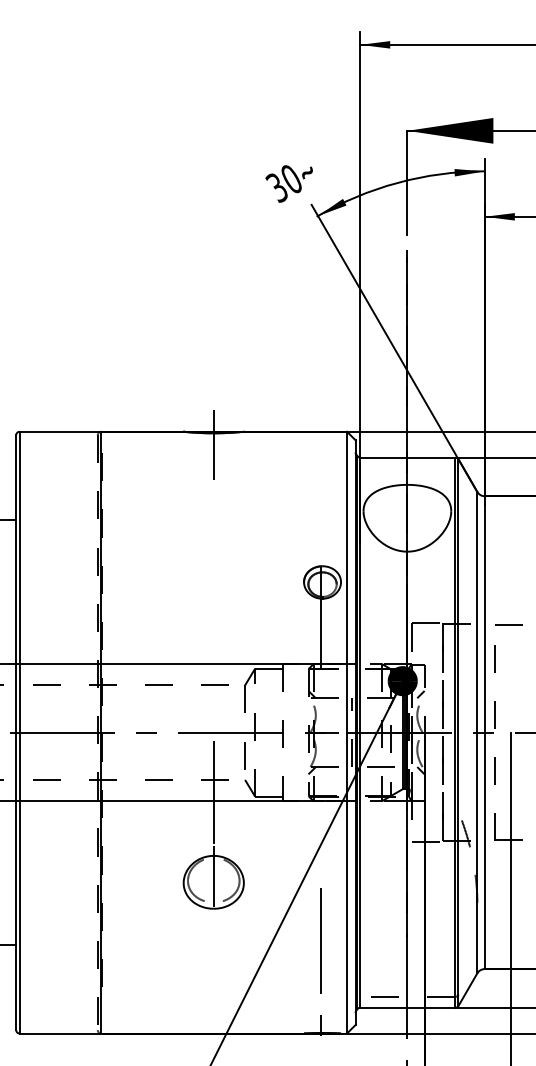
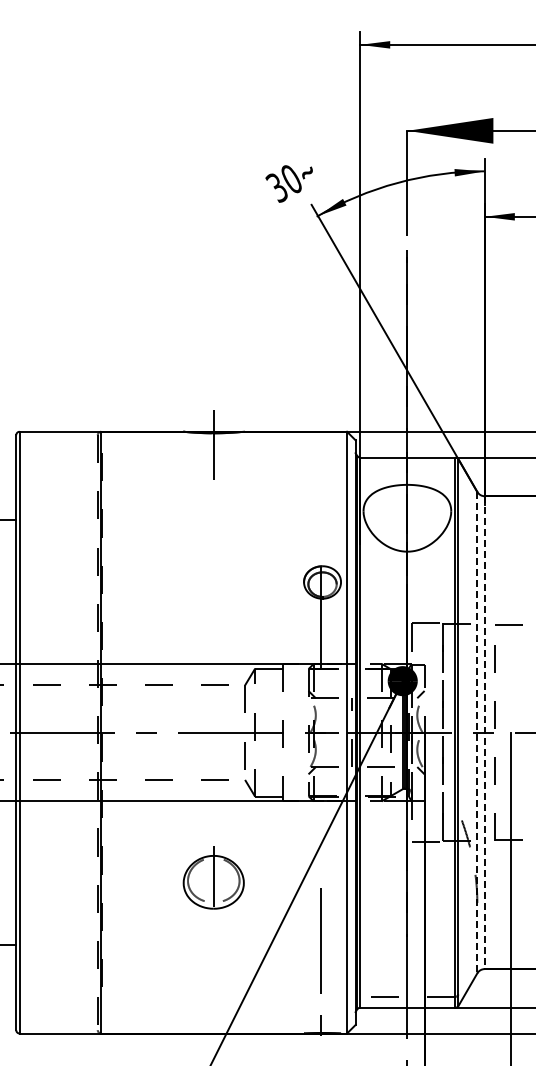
line: solid -> dashed (477, 732)
line: solid -> dashed (484, 733)
line: present -> none (213, 792)
